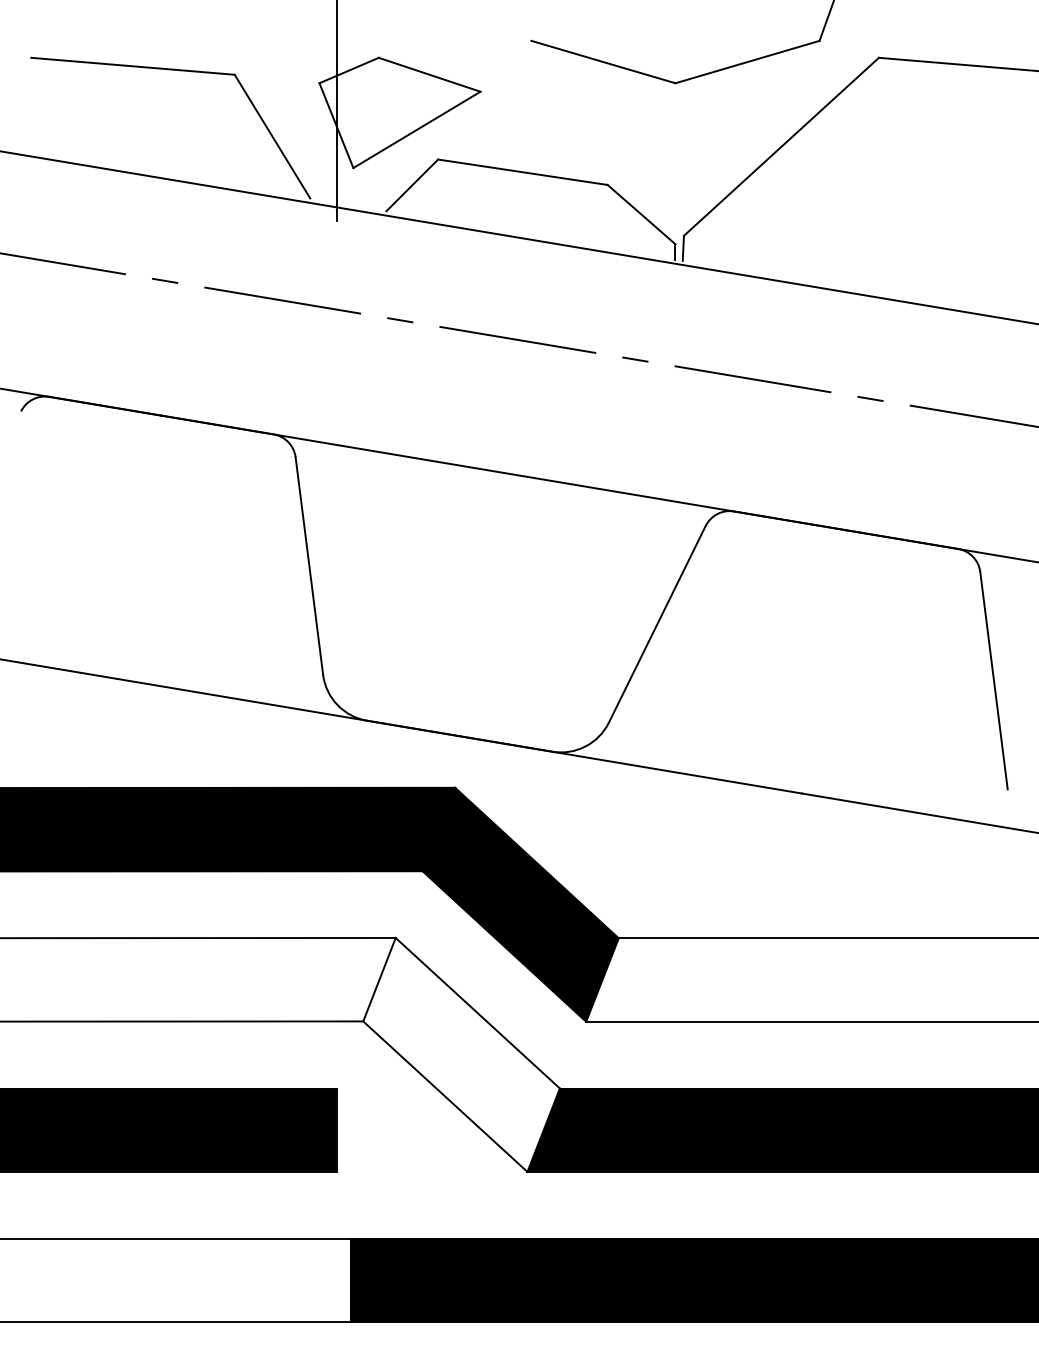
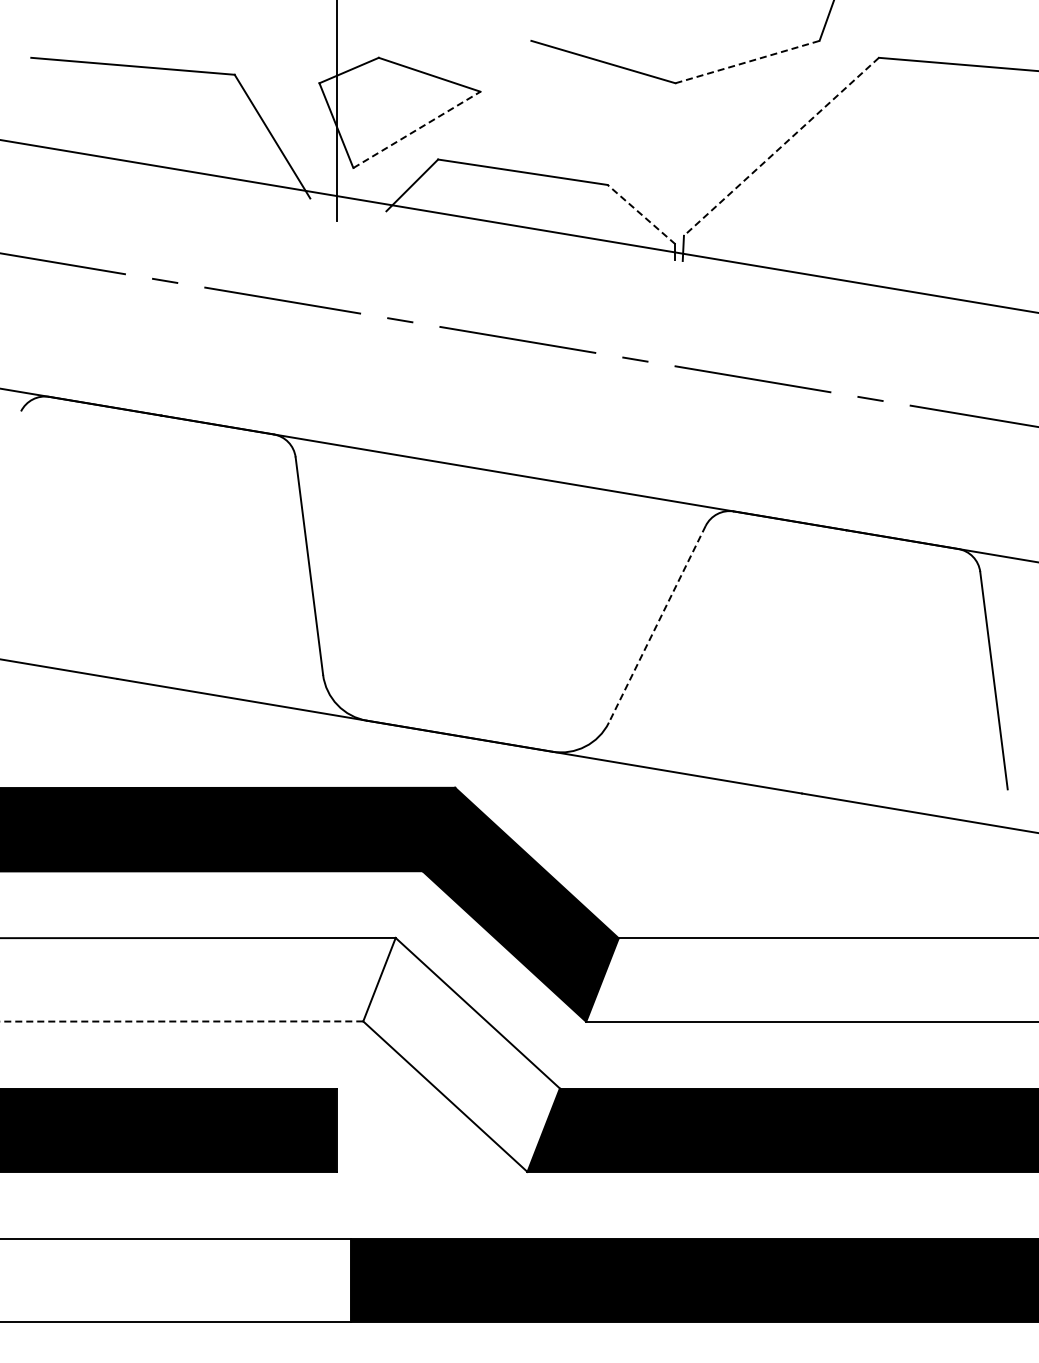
line: solid -> dashed (748, 61)
line: solid -> dashed (417, 129)
line: solid -> dashed (781, 146)
line: solid -> dashed (641, 214)
line position: (518, 237) -> (518, 226) (518, 226)
line: solid -> dashed (657, 624)
line: solid -> dashed (181, 1021)
